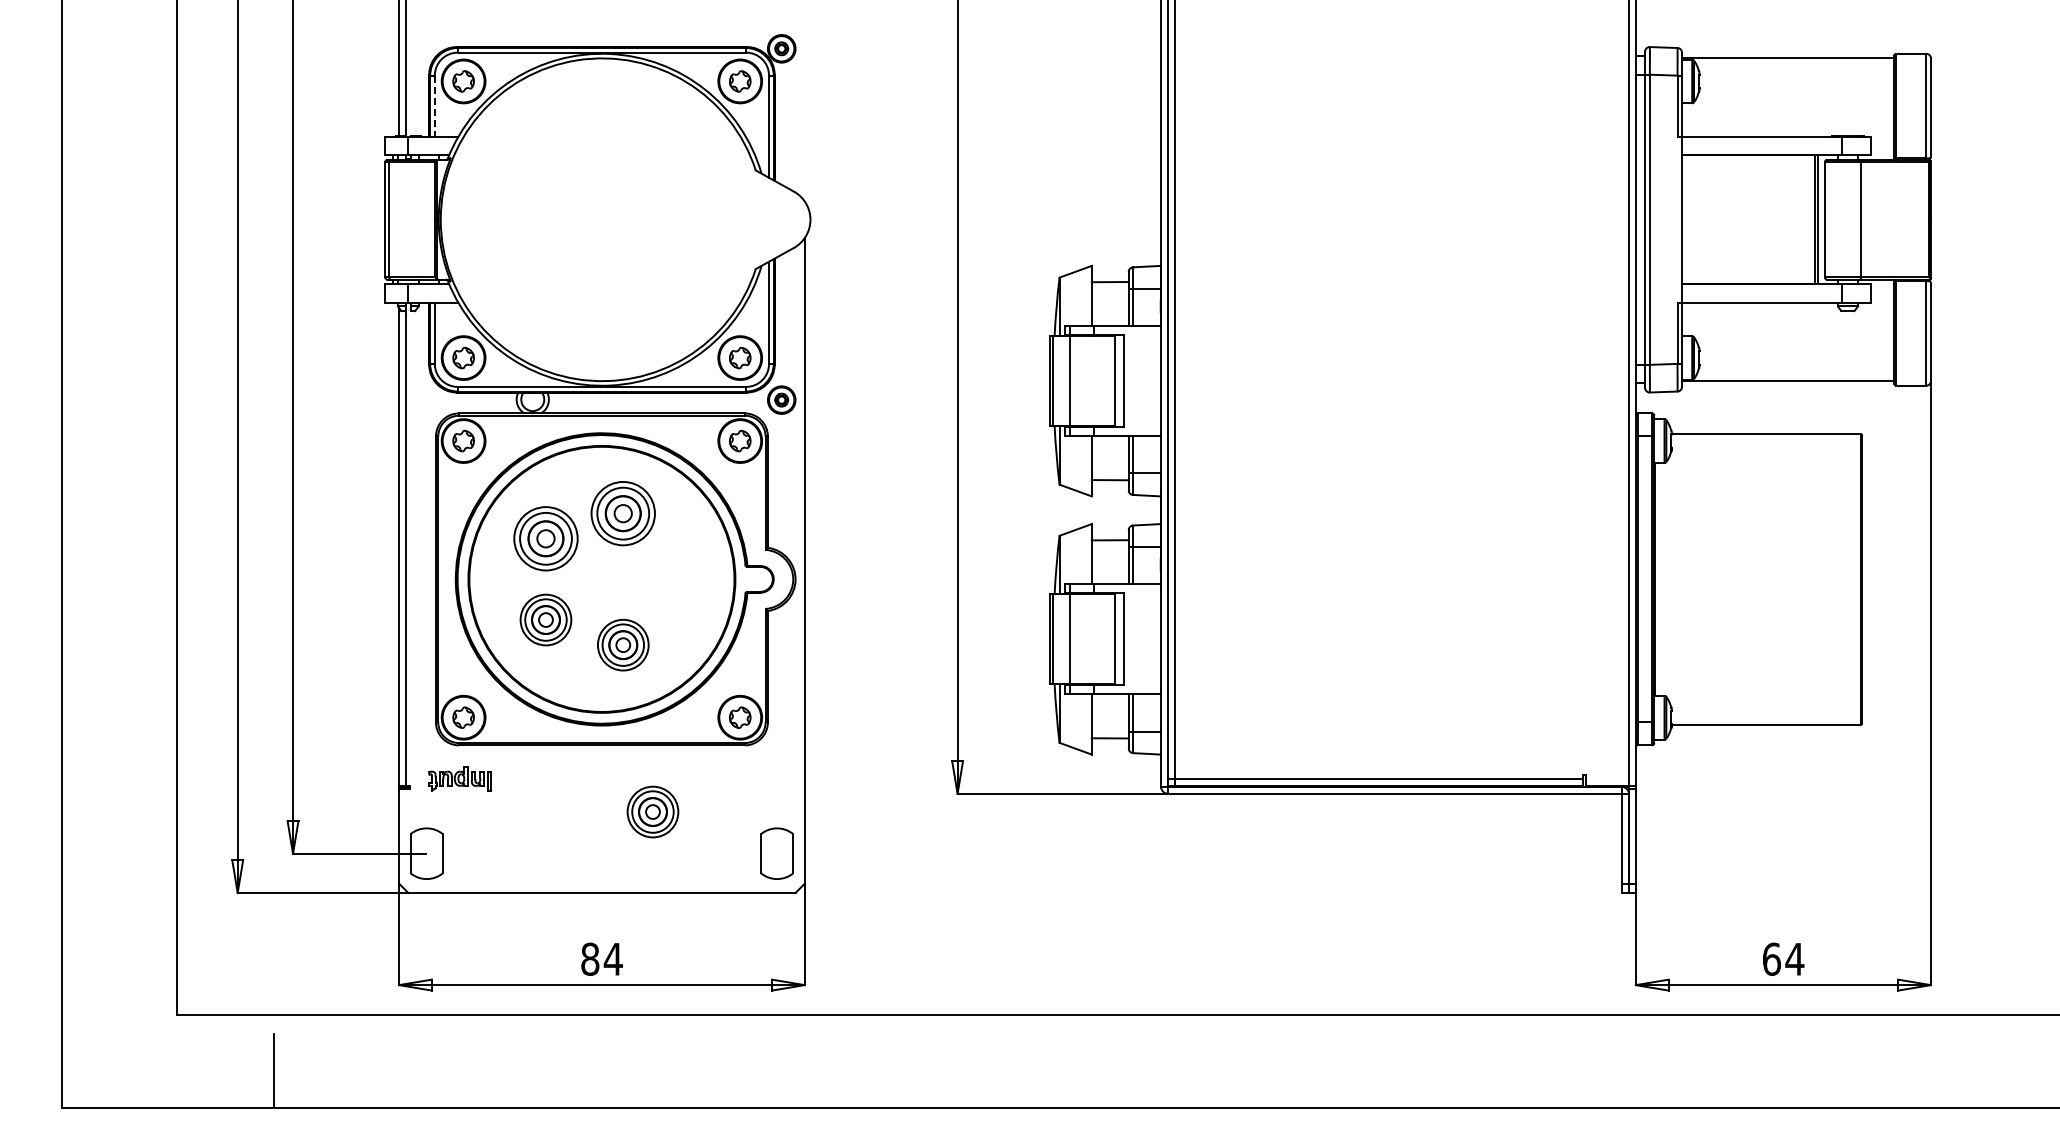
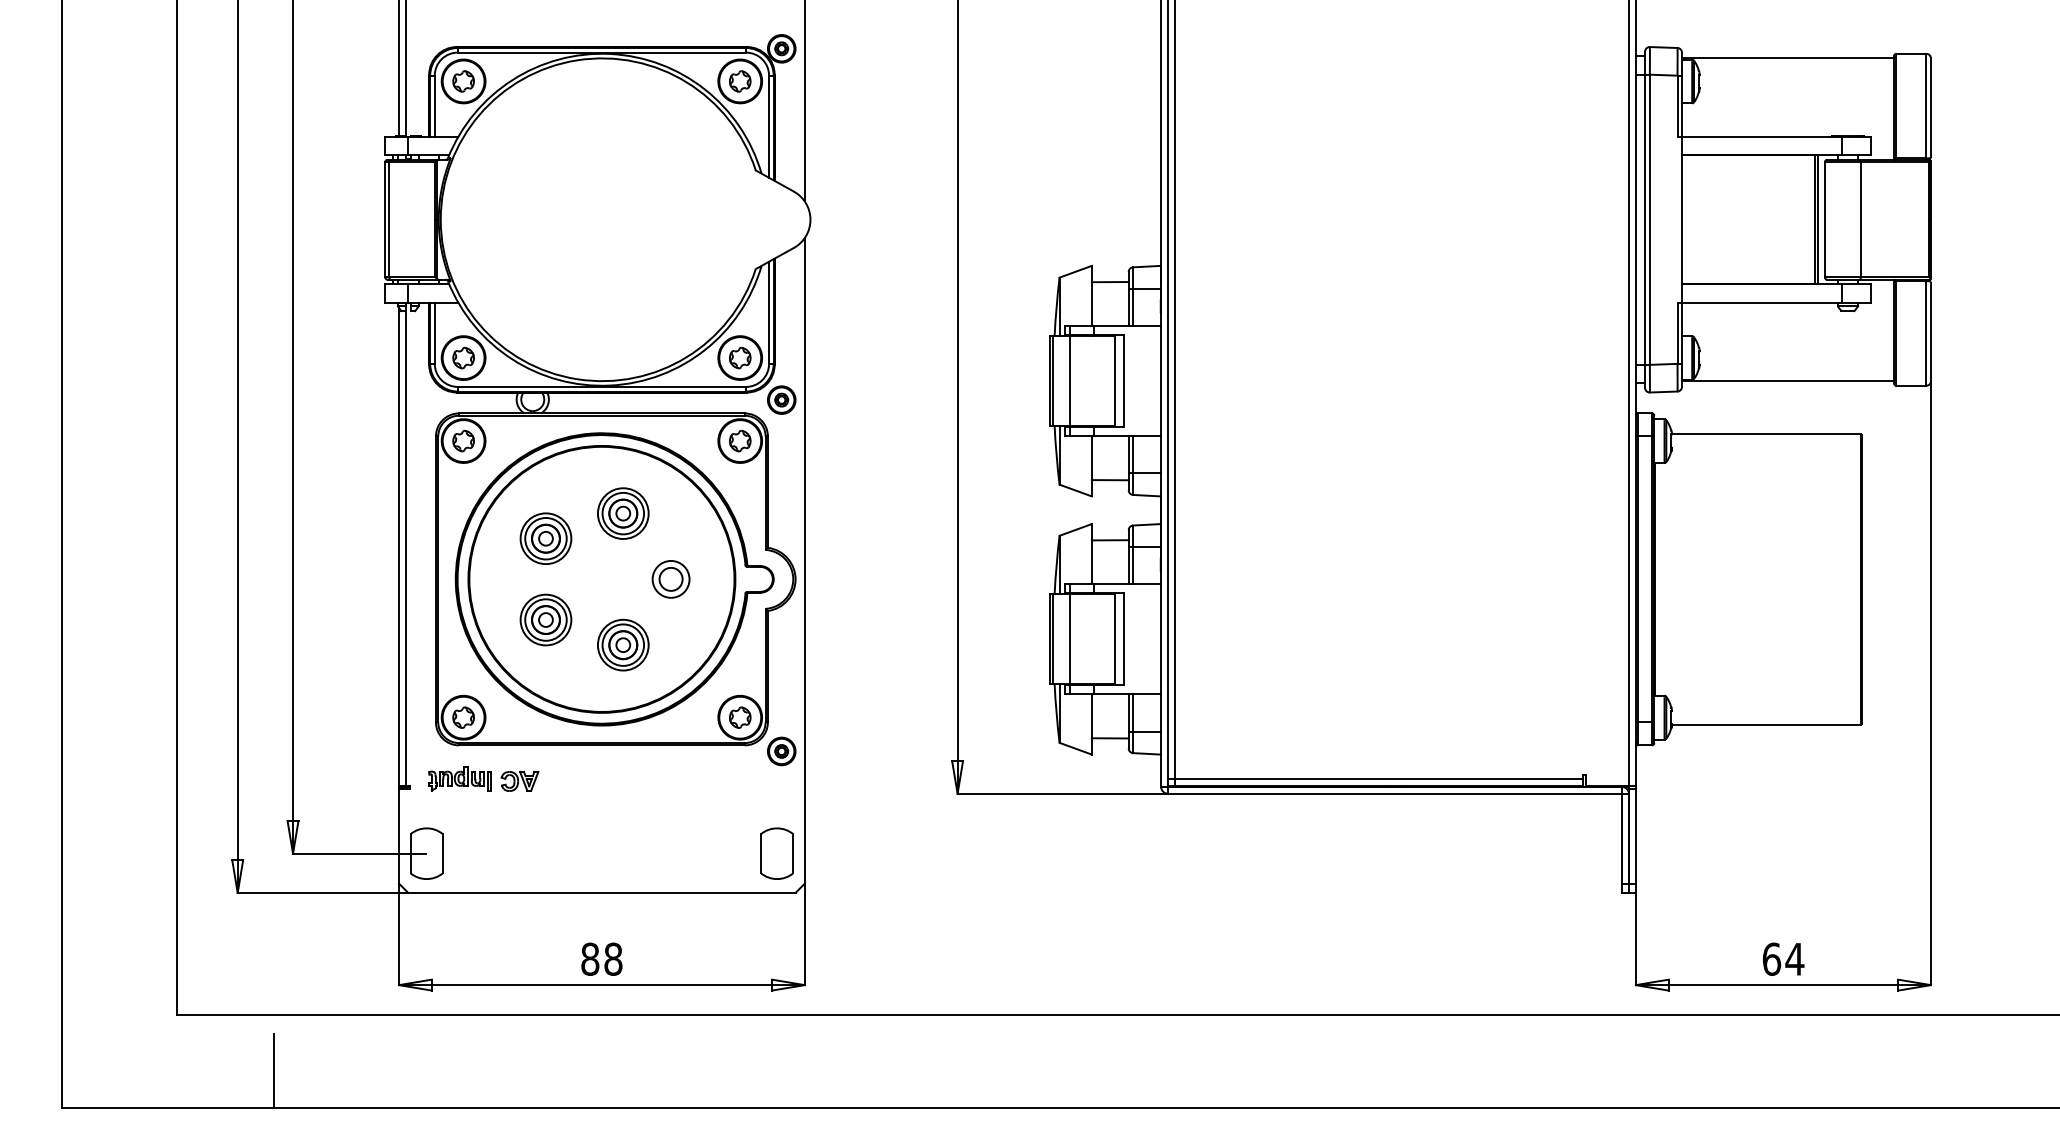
line: none -> present (804, 101)
line: dashed -> solid (434, 106)
part size: 66x66 px -> 53x53 px (623, 513)
part size: 66x66 px -> 54x53 px (545, 538)
part: none -> present (670, 579)
part: none -> present (781, 751)
part: none -> present (519, 780)
part: present -> none (652, 811)
text: 84 -> 88 (612, 958)
